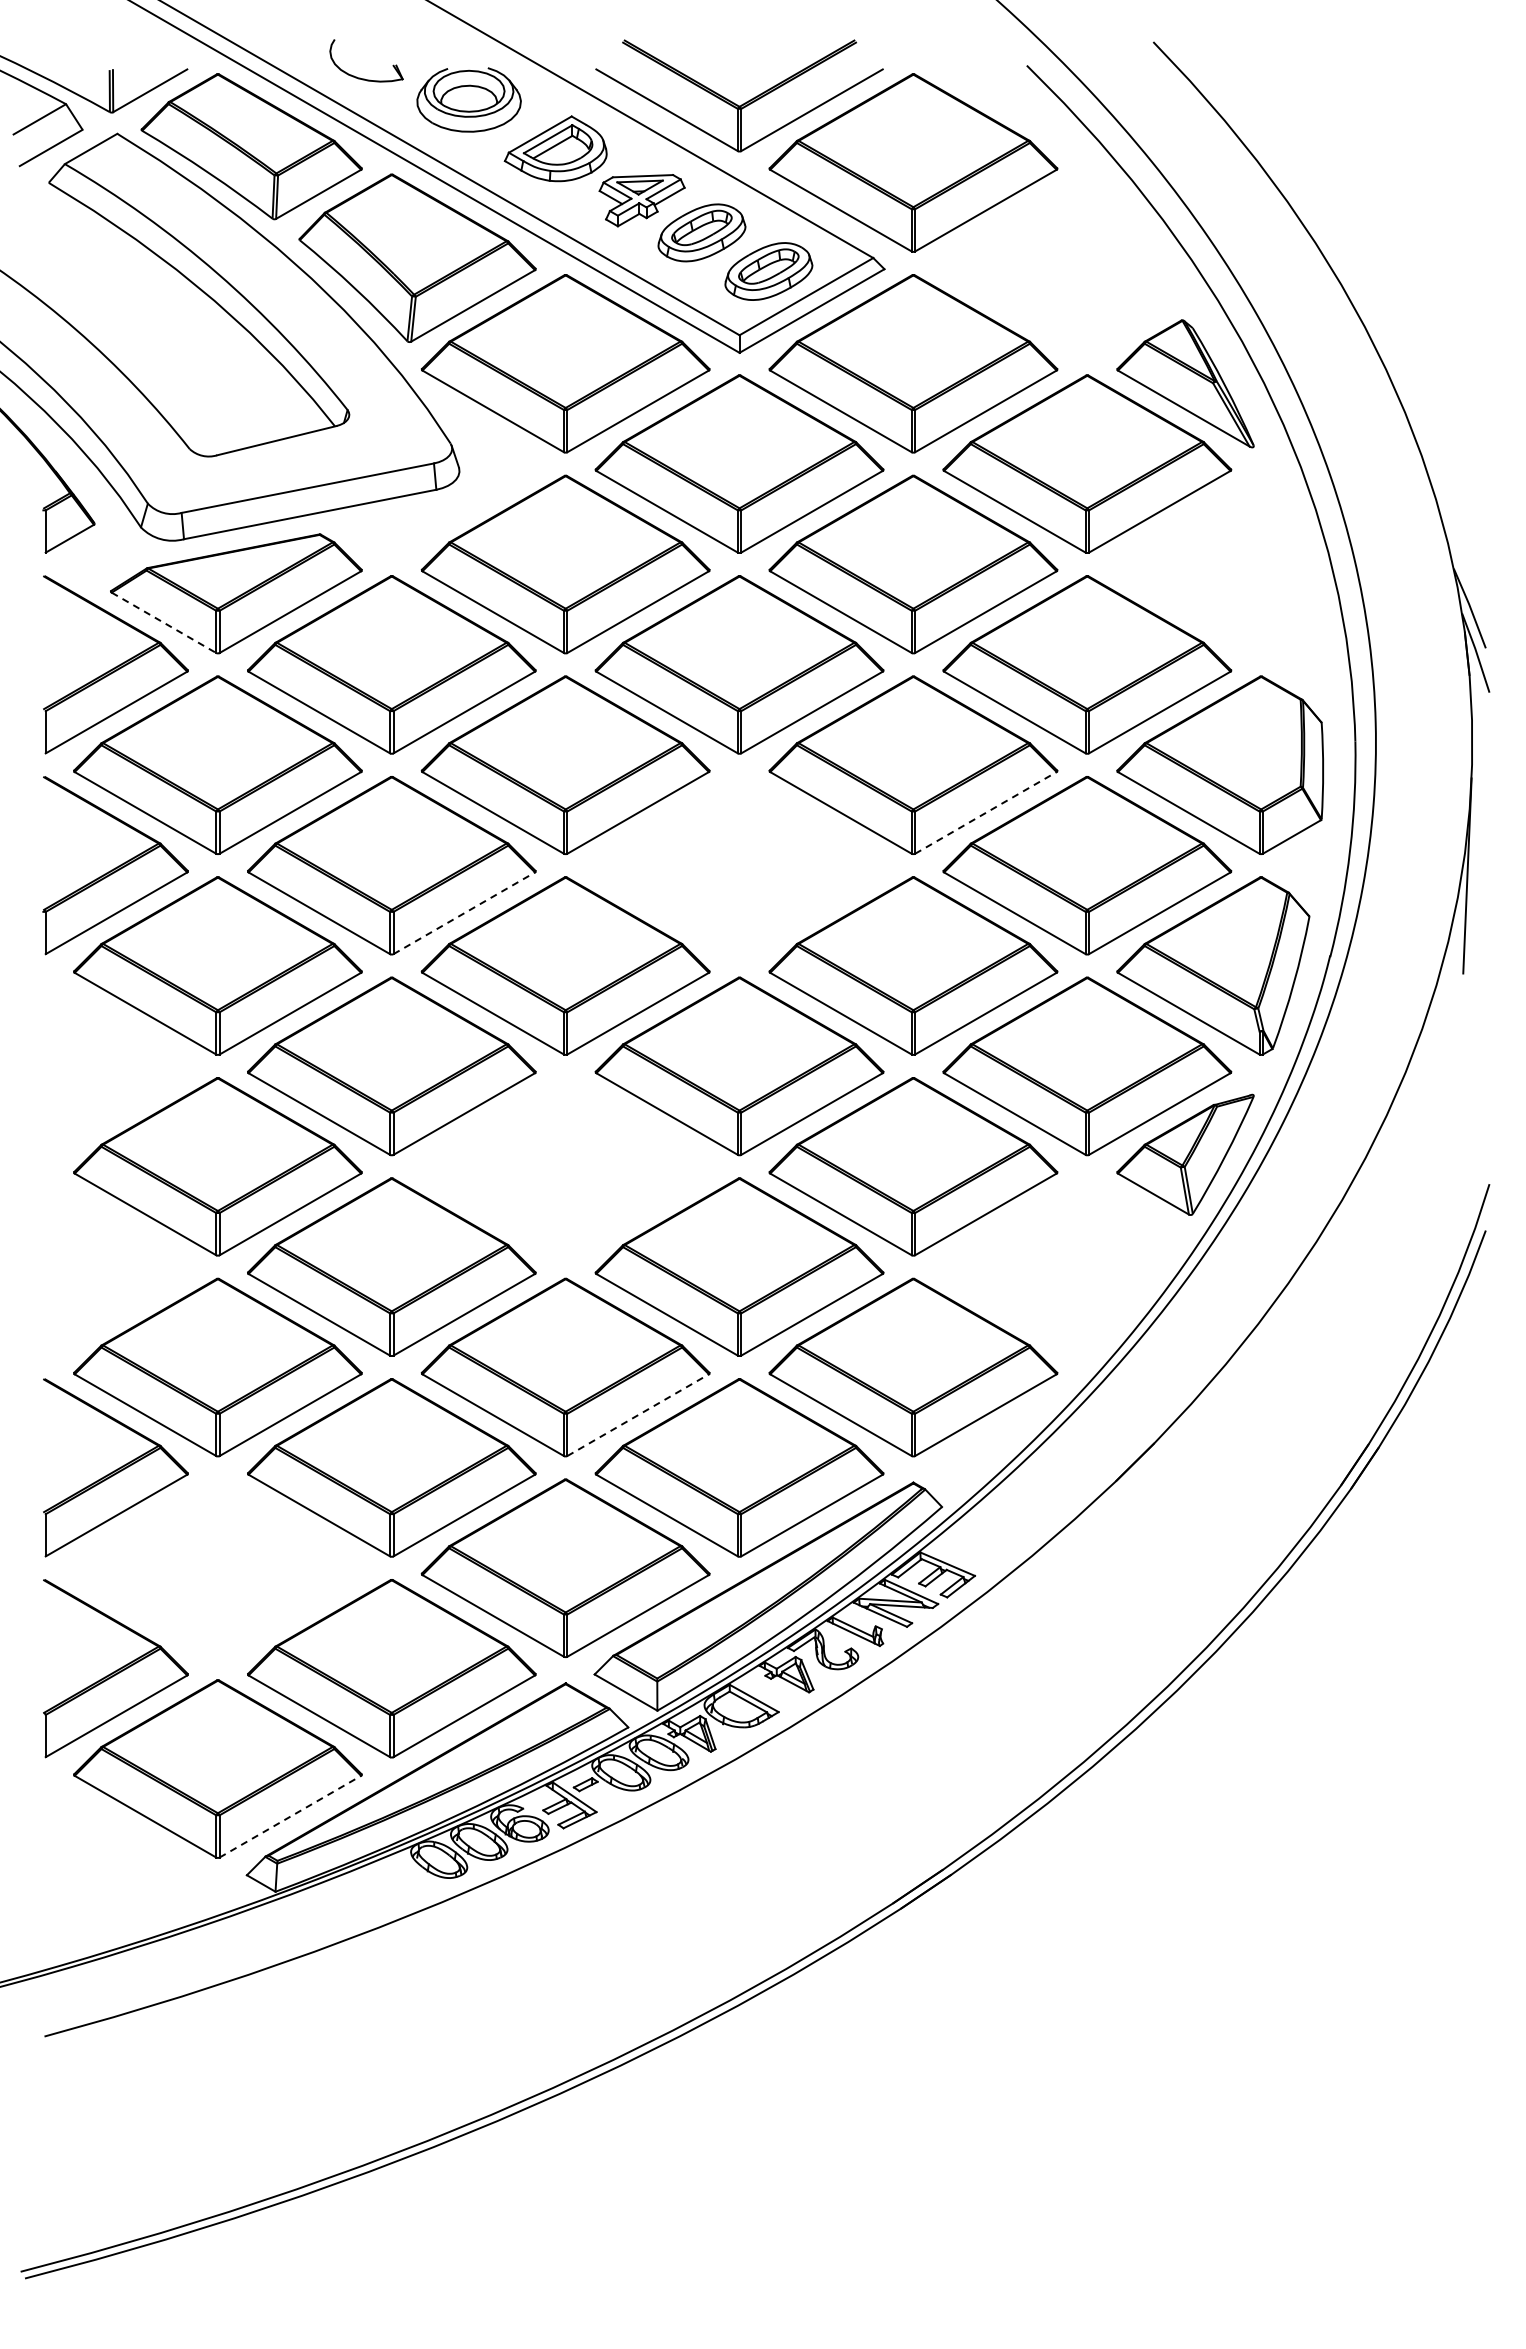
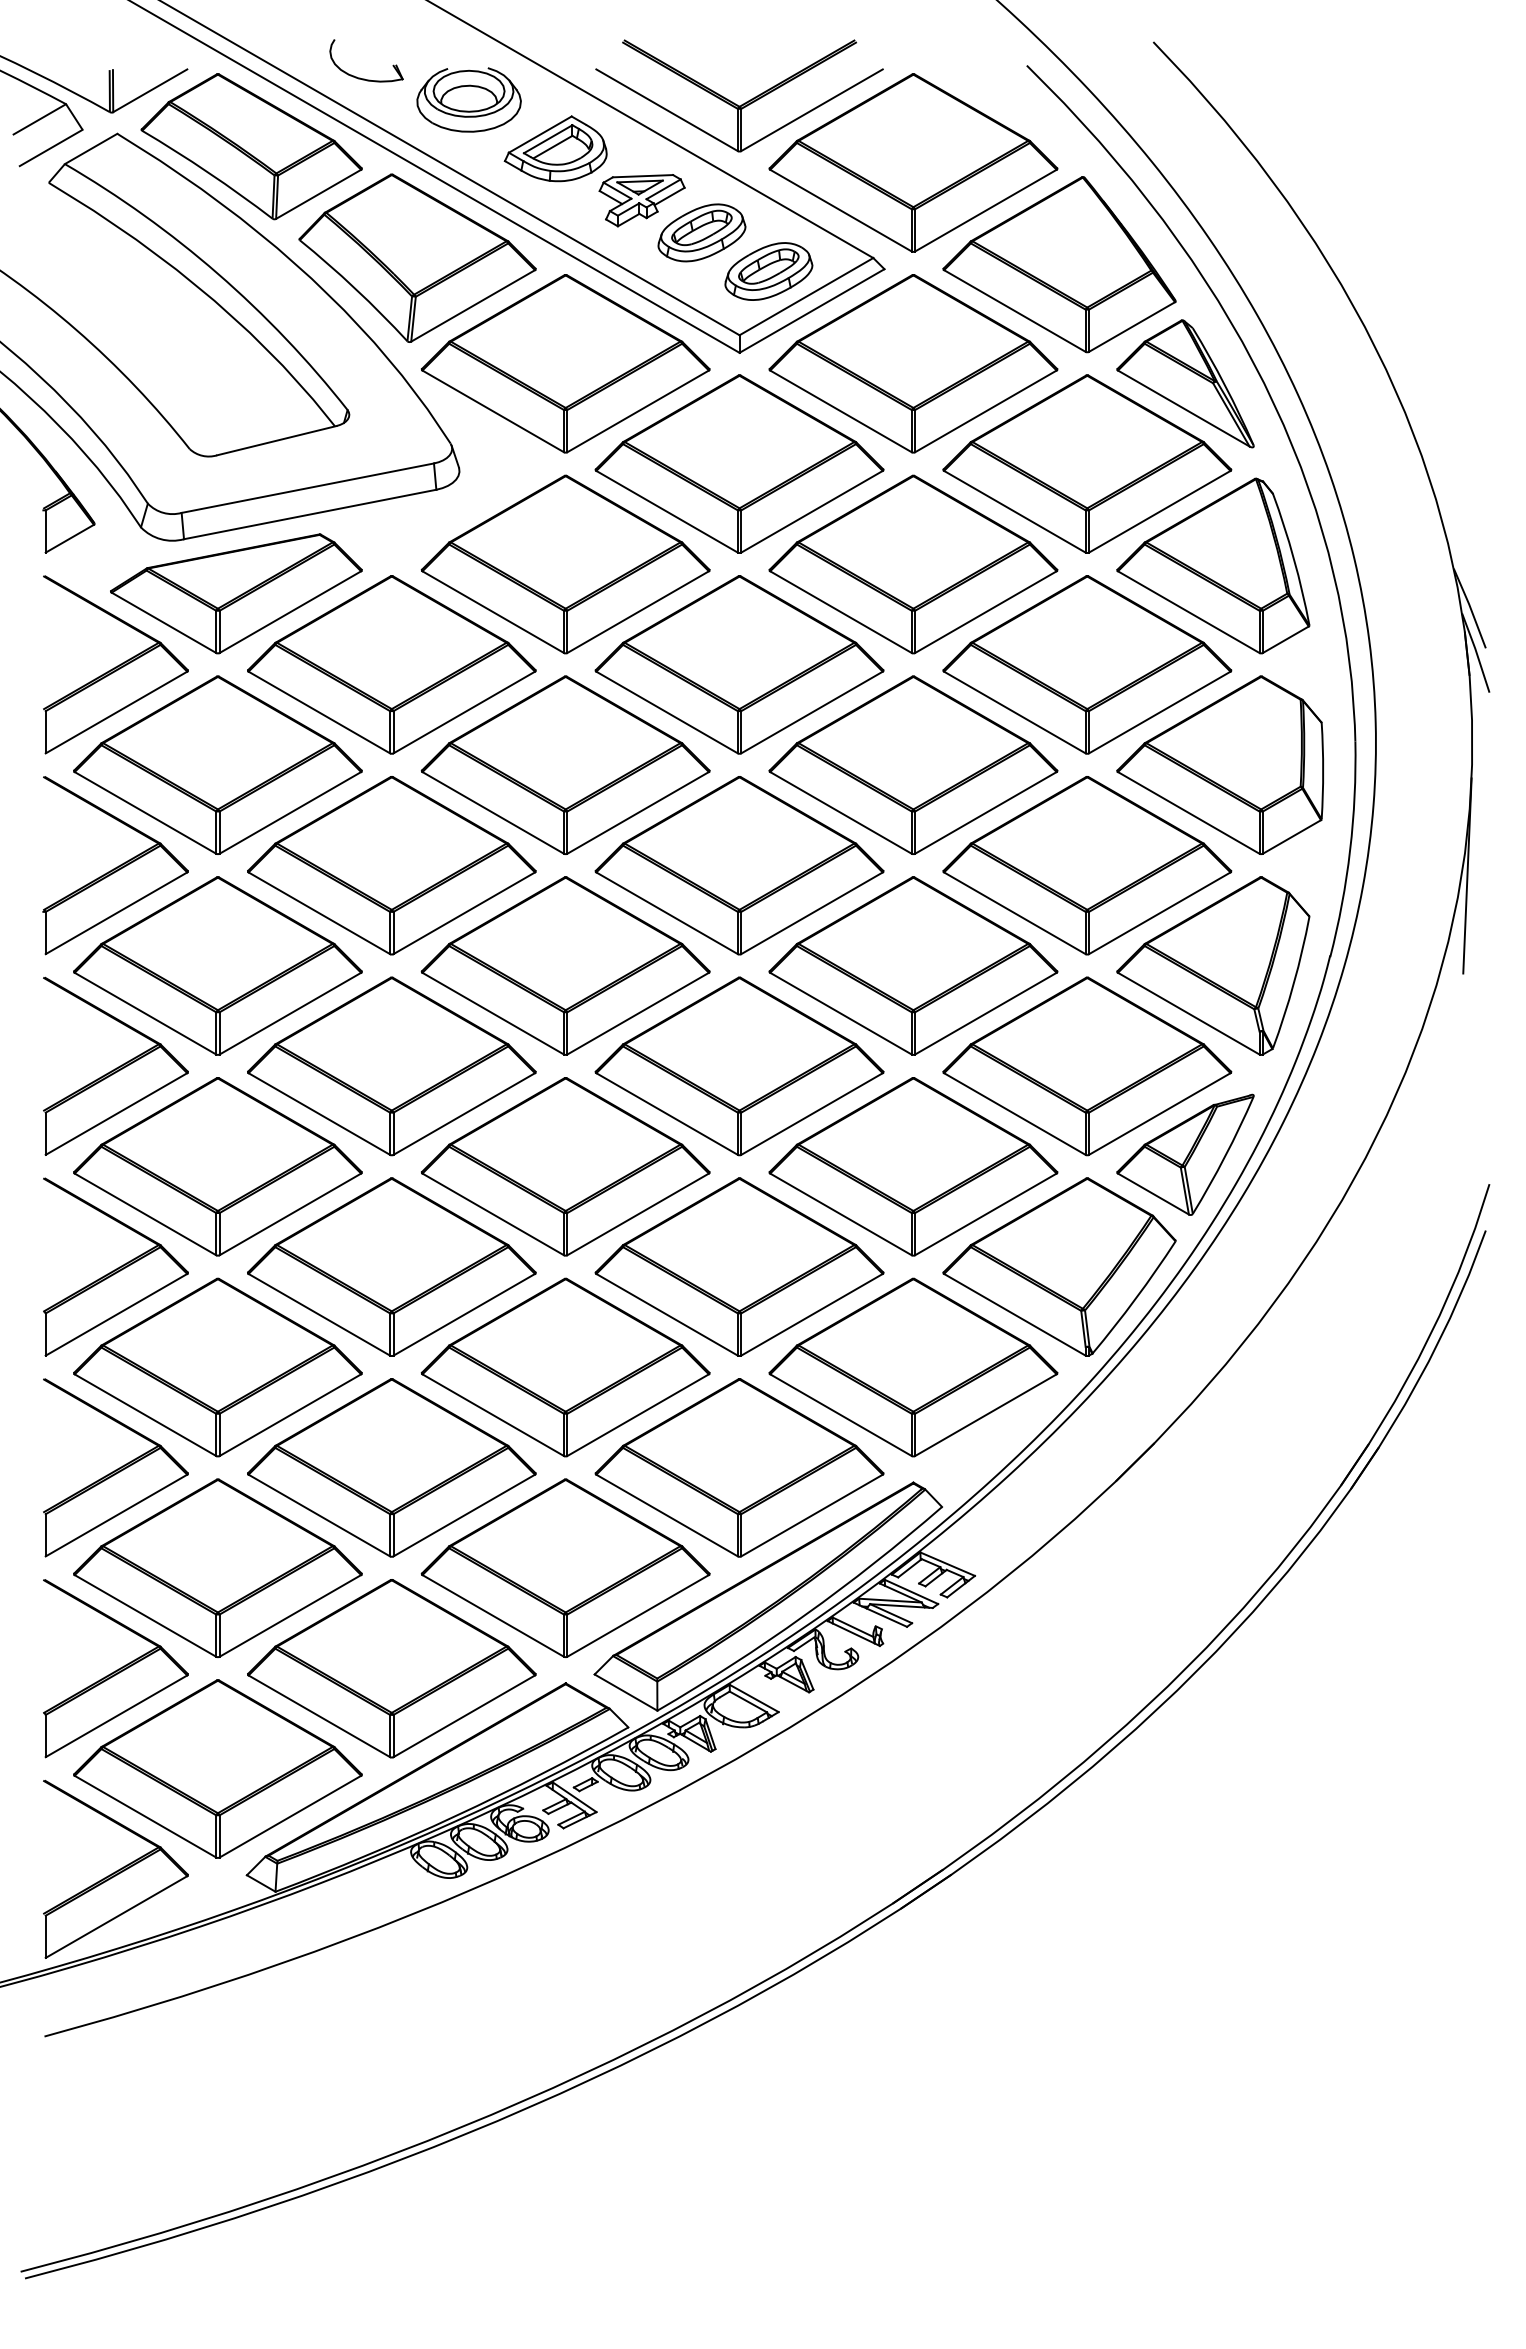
part: none -> present (1059, 264)
part: none -> present (1213, 565)
line: dashed -> solid (164, 623)
line: dashed -> solid (985, 812)
part: none -> present (739, 865)
line: dashed -> solid (464, 913)
part: none -> present (115, 1065)
part: none -> present (565, 1166)
part: none -> present (115, 1266)
part: none -> present (1059, 1266)
line: dashed -> solid (638, 1415)
part: none -> present (217, 1567)
line: dashed -> solid (290, 1816)
part: none -> present (115, 1868)
